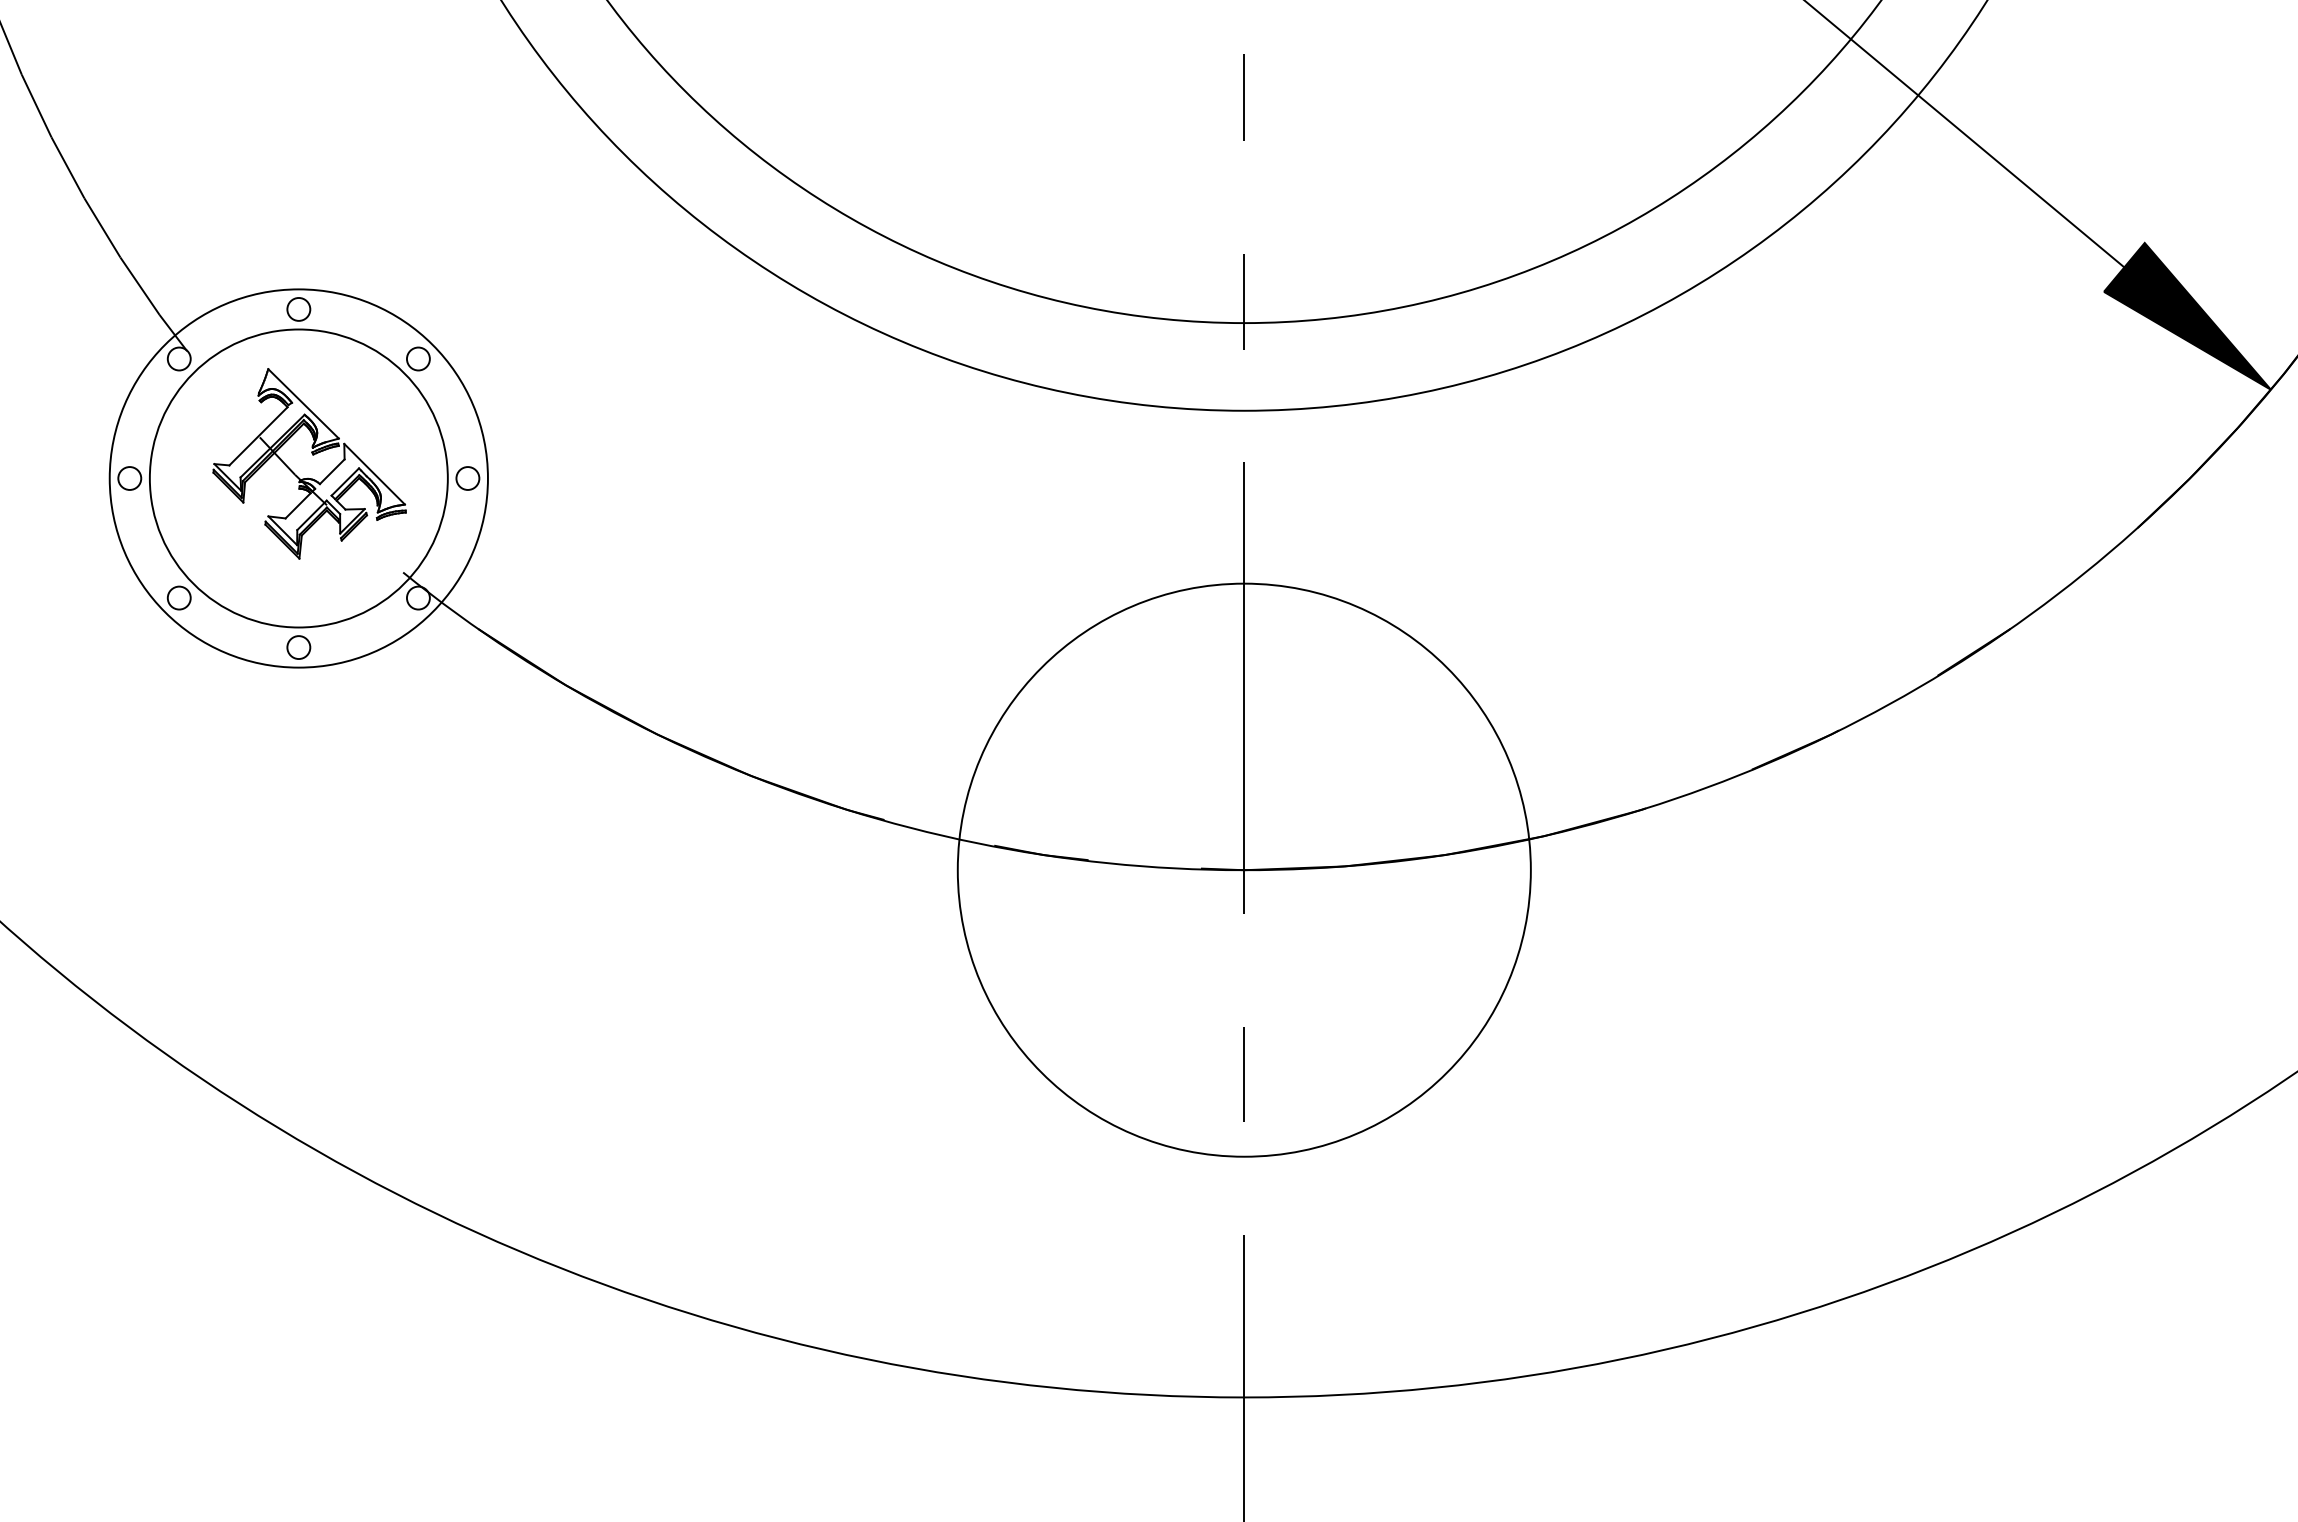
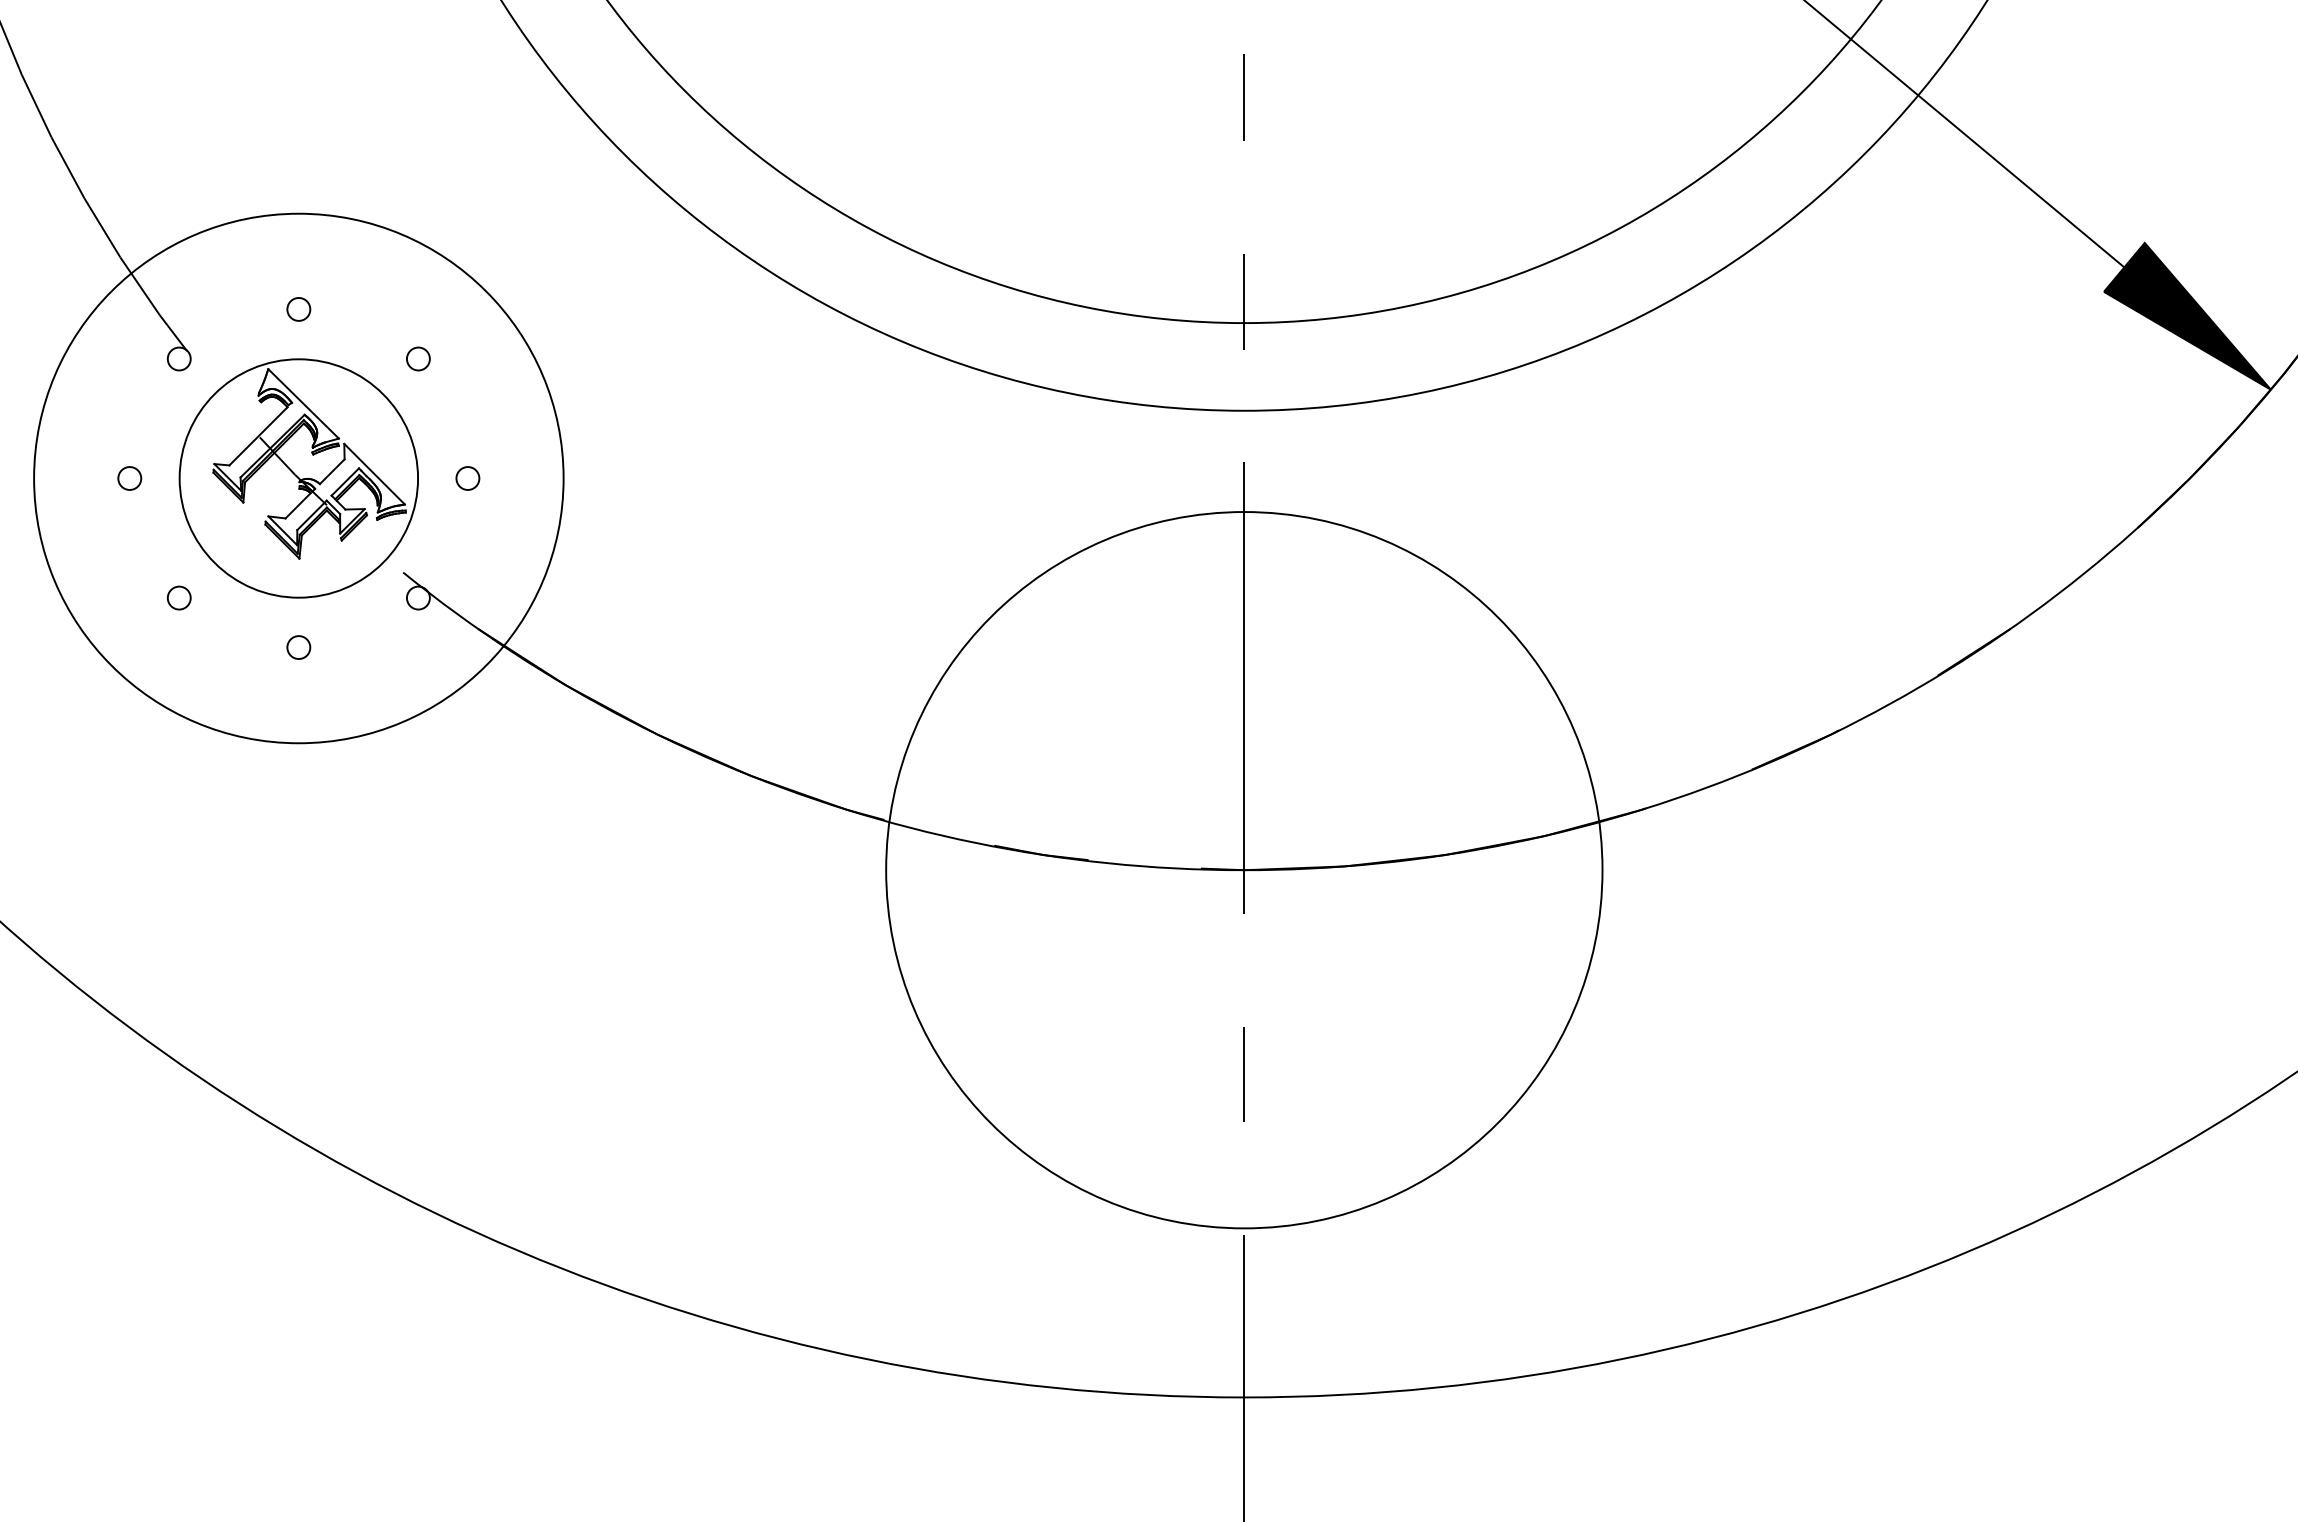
circle diameter: 298 px -> 238 px (298, 478)
circle diameter: 378 px -> 530 px (298, 478)
circle diameter: 573 px -> 716 px (1244, 870)
